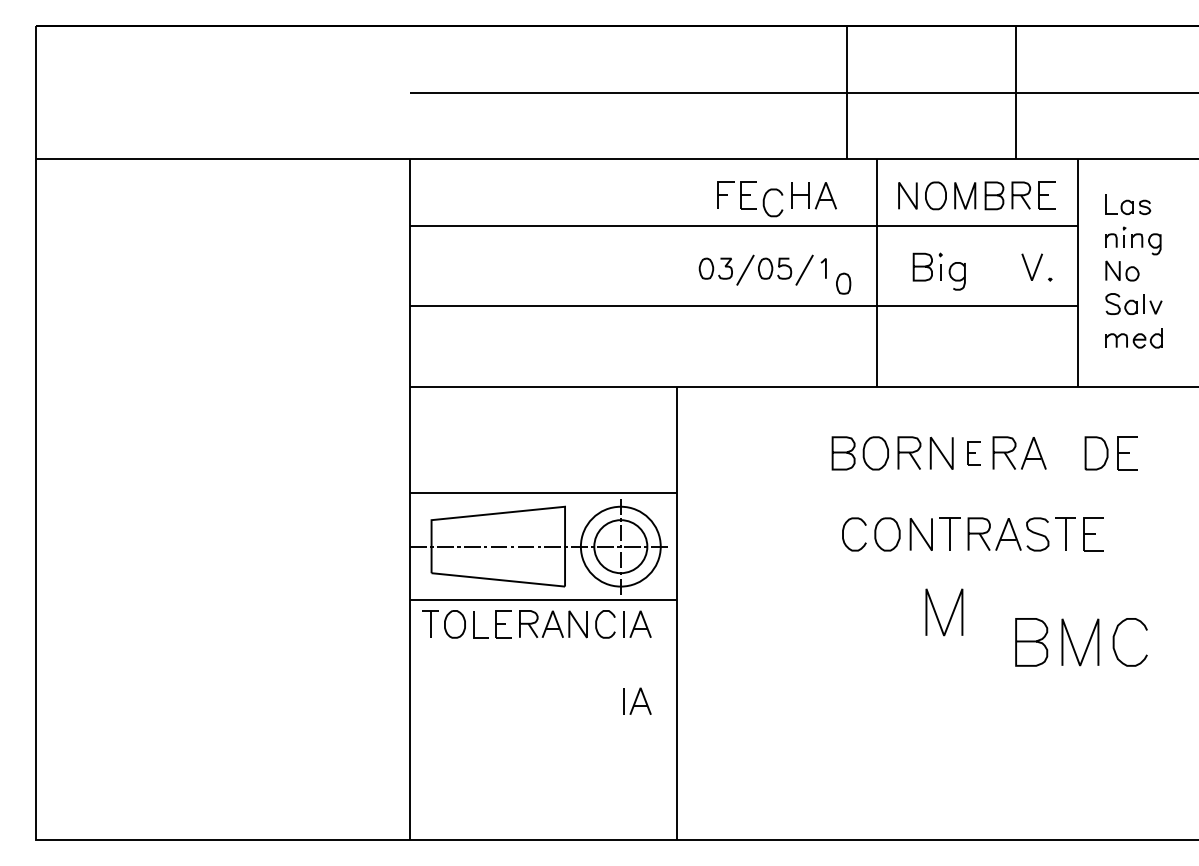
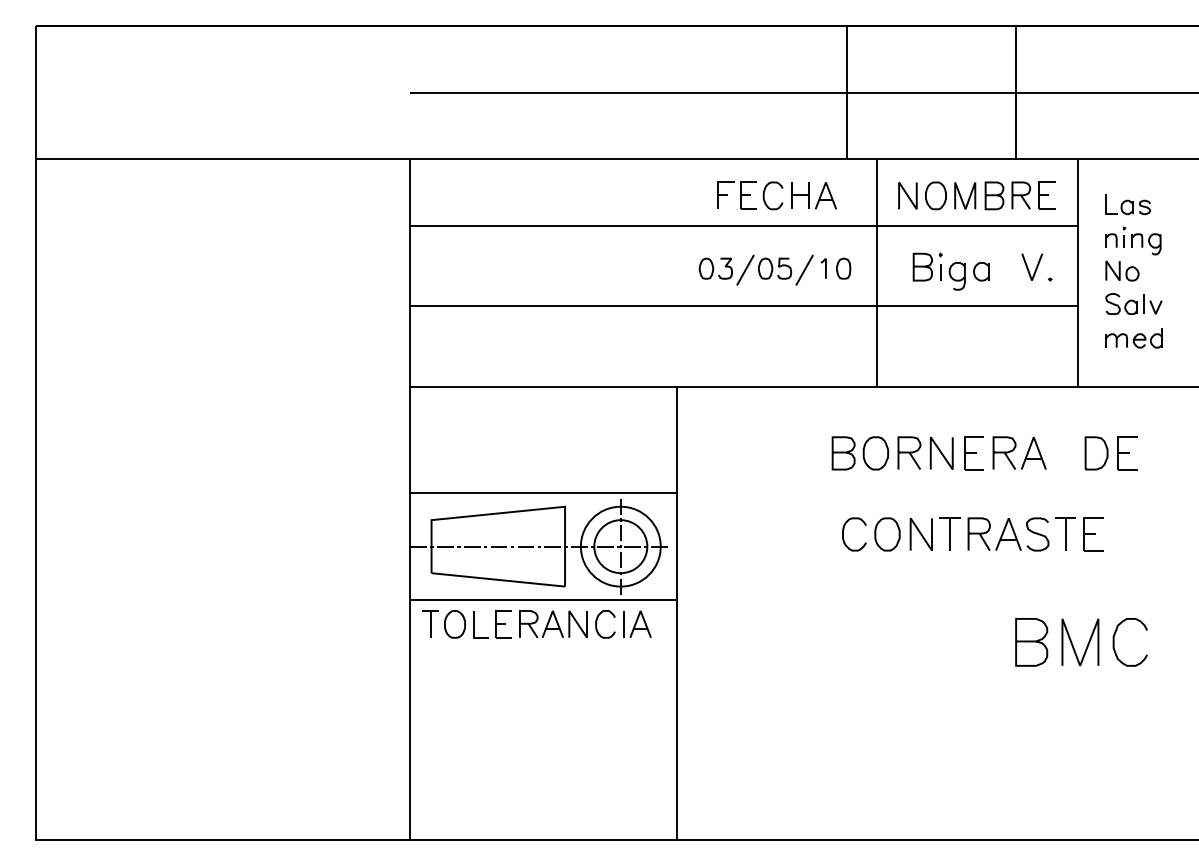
curve position: (764, 202) -> (764, 195) (764, 195)
part: none -> present (981, 271)
part position: (843, 283) -> (843, 268) (843, 268)
part size: 14x25 px -> 20x35 px (973, 453)
curve: present -> none (951, 613)
part: present -> none (637, 700)
